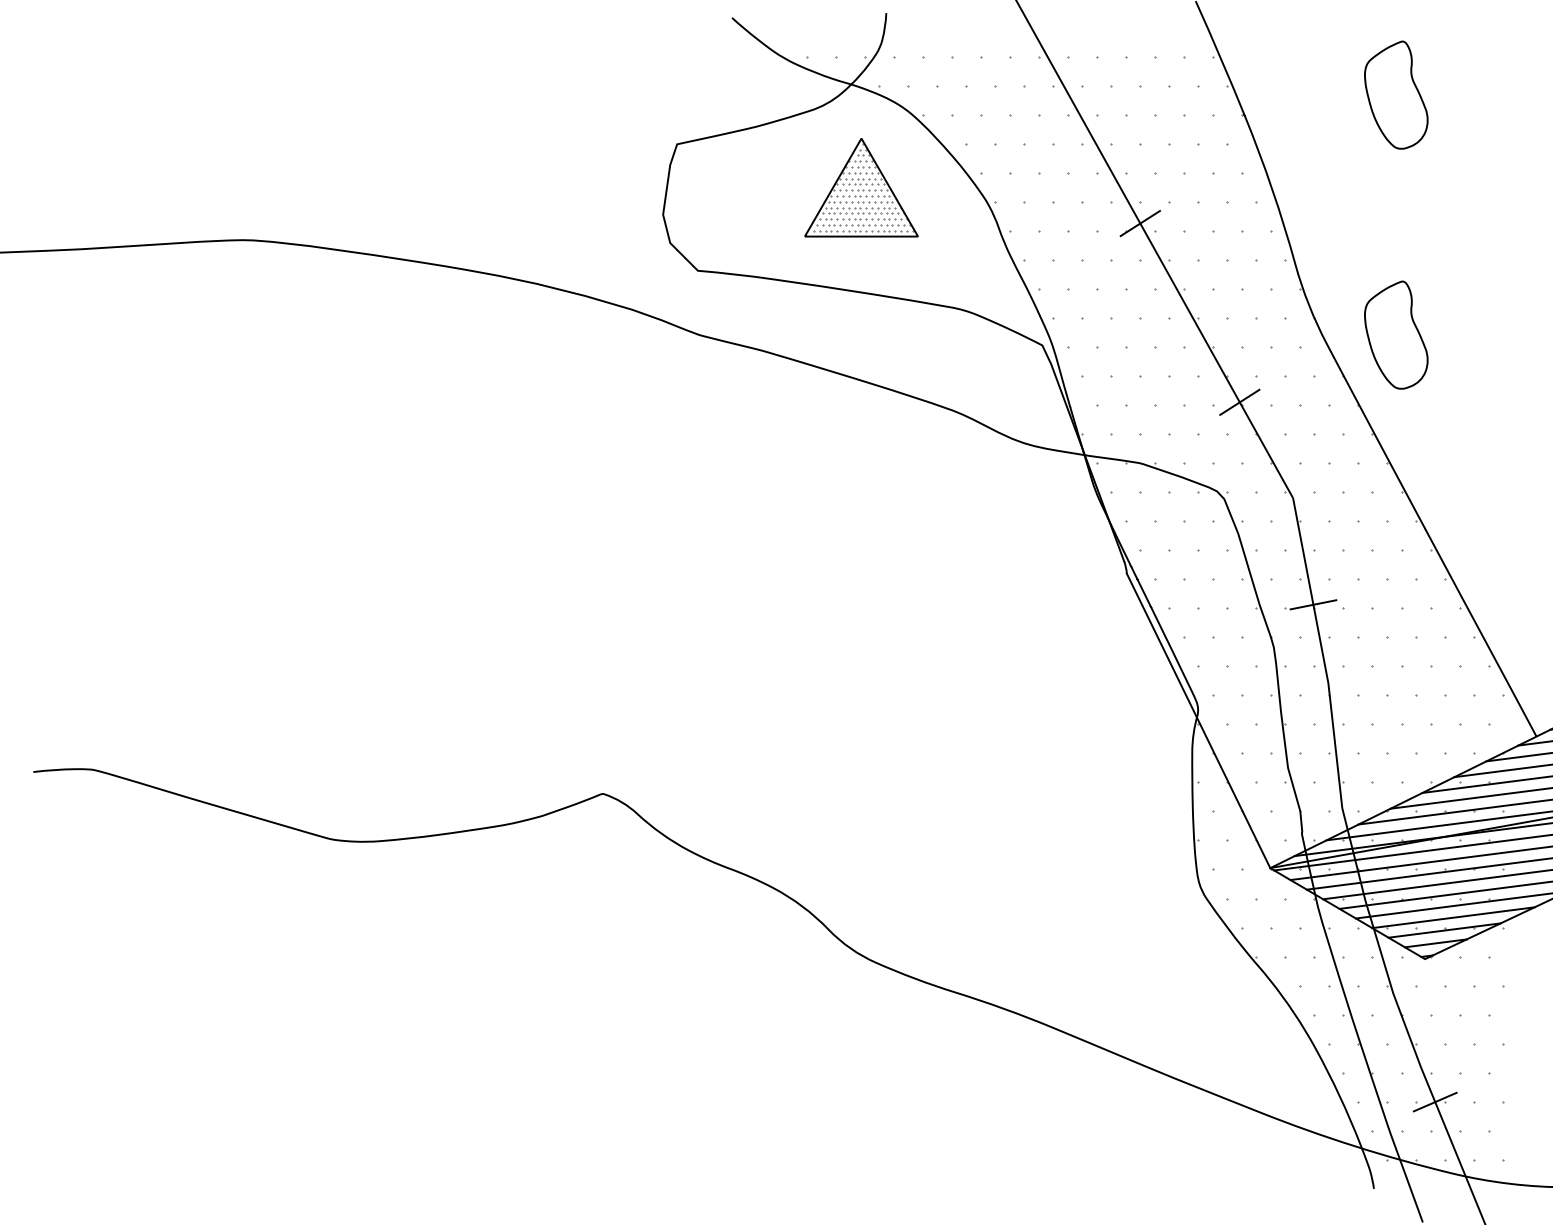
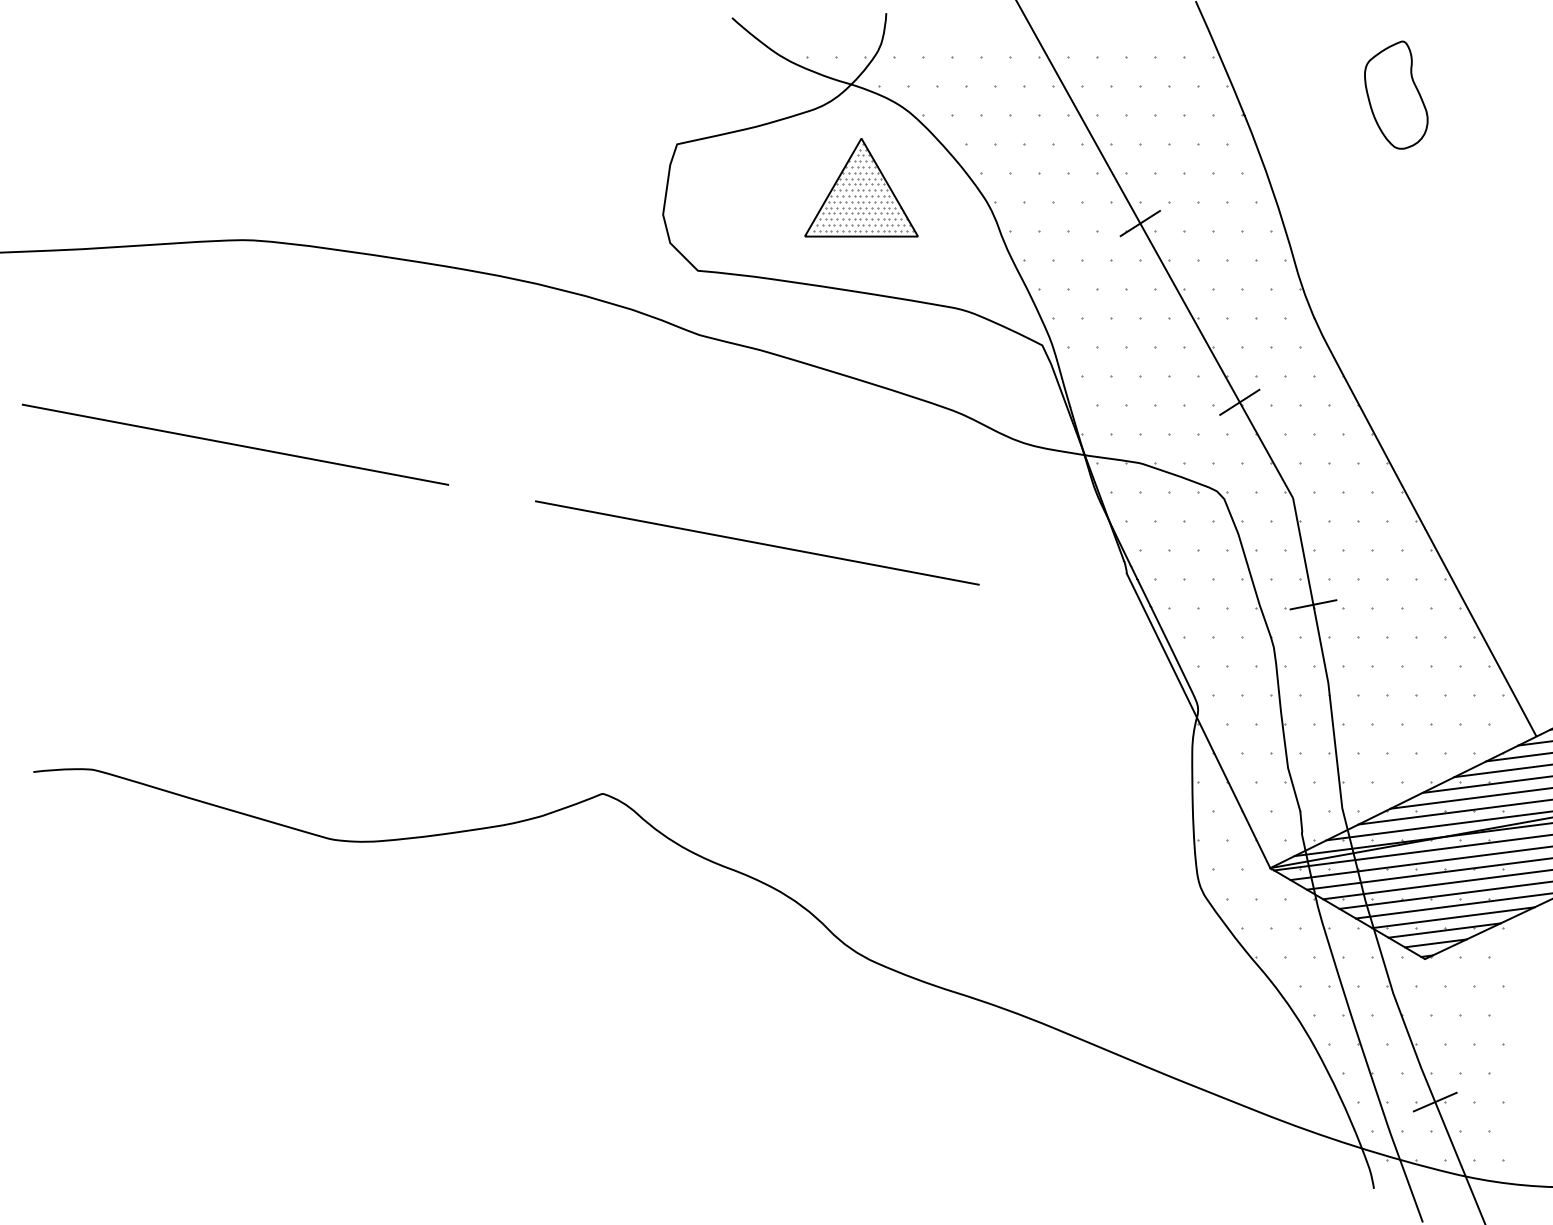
part: present -> none (1396, 334)
line: none -> present (235, 444)
line: none -> present (757, 542)
